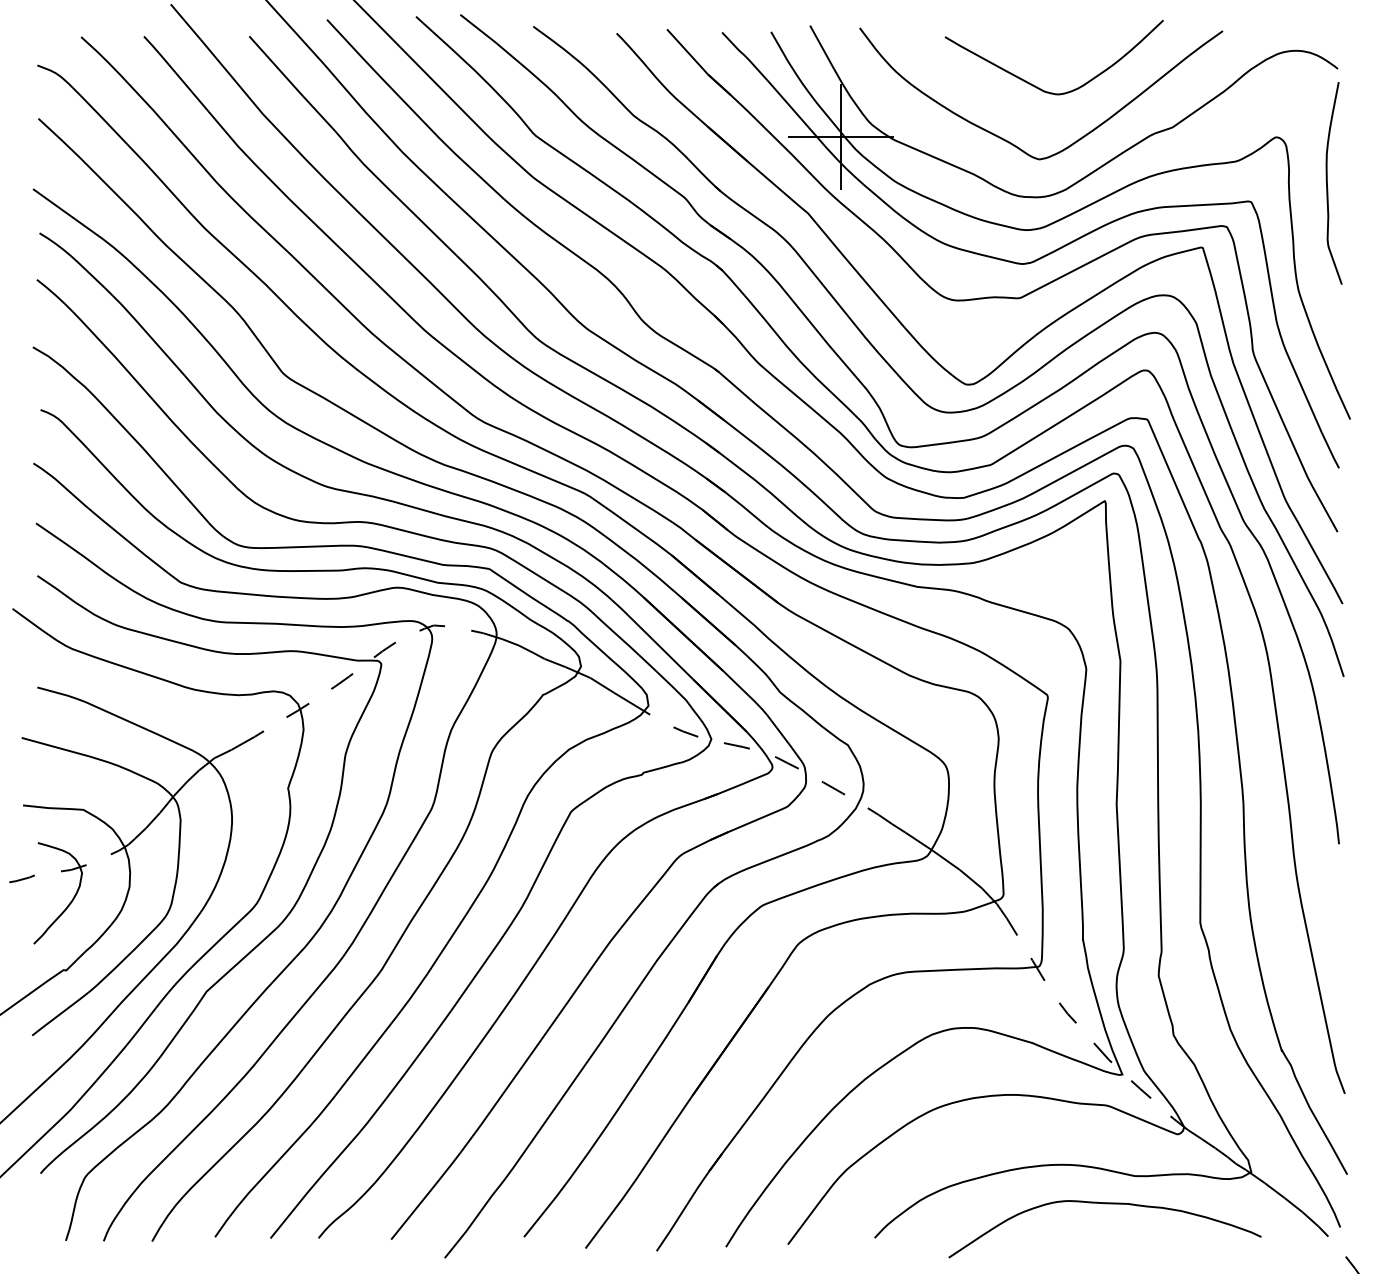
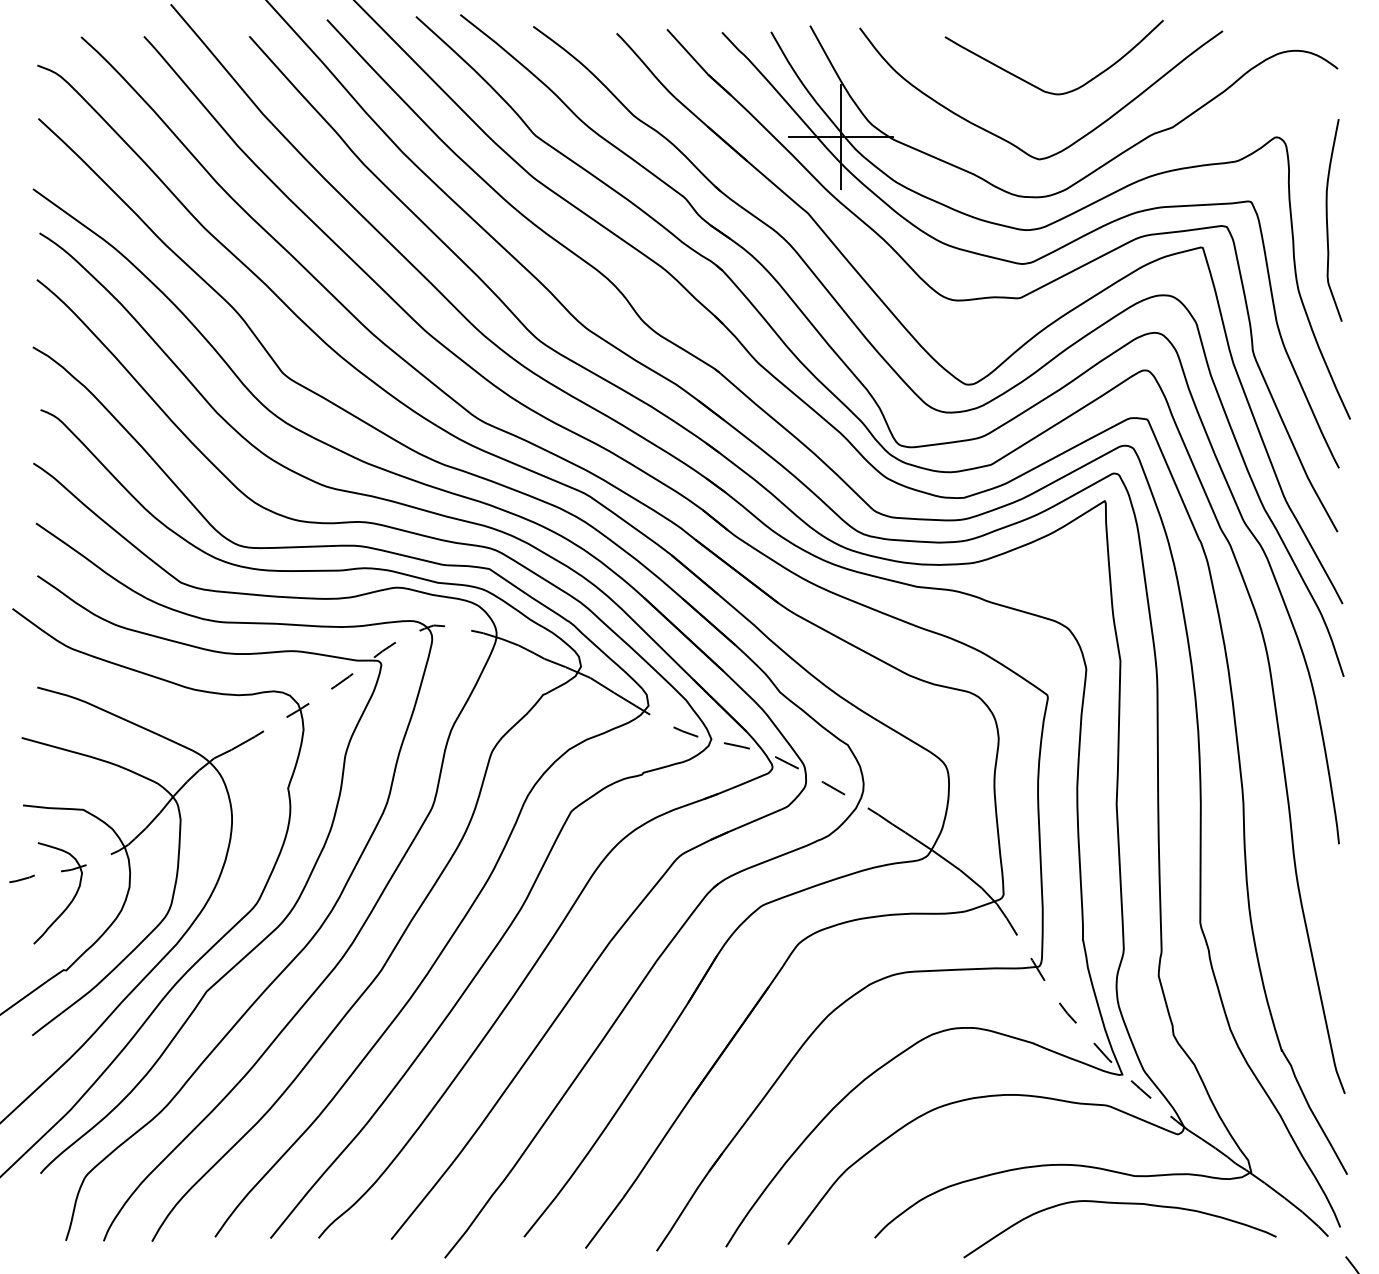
curve position: (1327, 183) -> (1327, 220) (1327, 220)
curve position: (1104, 1204) -> (1119, 1204) (1119, 1204)
